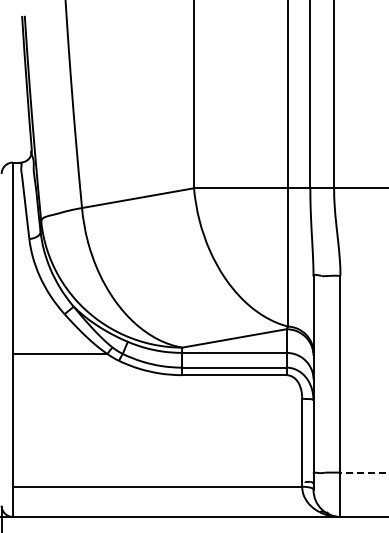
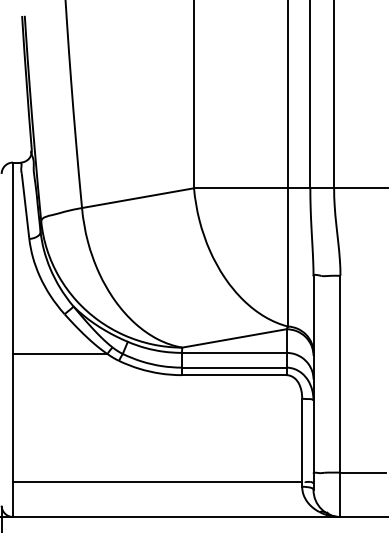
line: dashed -> solid (363, 472)
line position: (157, 486) -> (157, 481) (157, 481)
